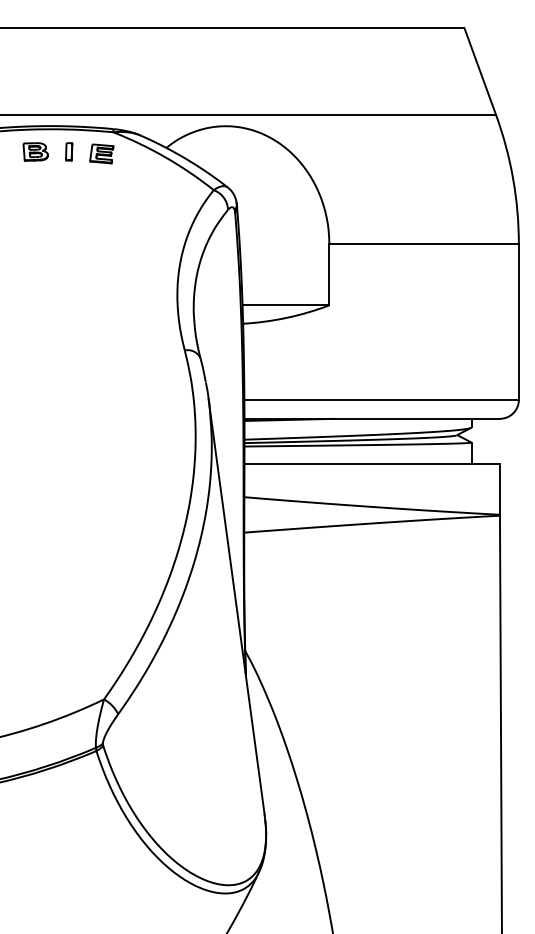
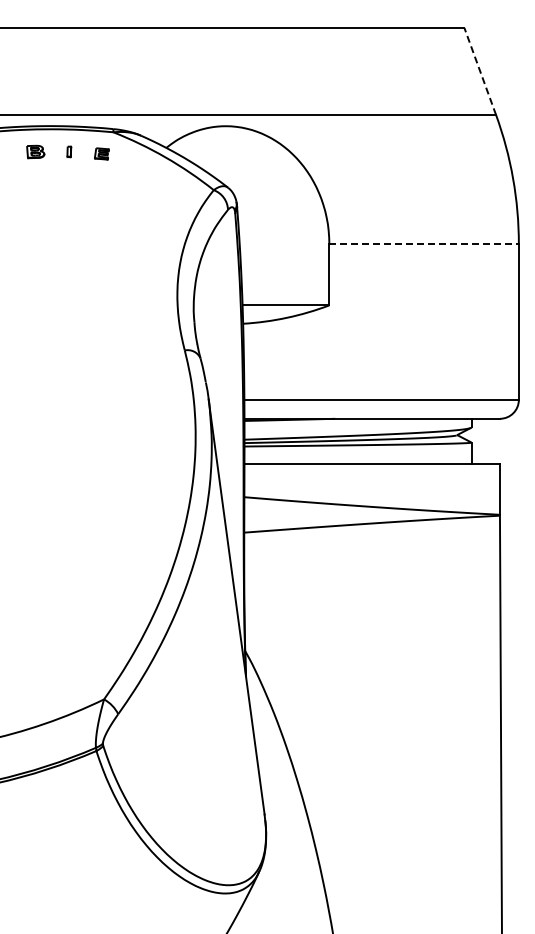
line: solid -> dashed (480, 71)
part size: 27x20 px -> 20x16 px (35, 151)
part size: 9x20 px -> 7x14 px (69, 151)
part size: 26x22 px -> 16x14 px (101, 153)
line: solid -> dashed (424, 244)
